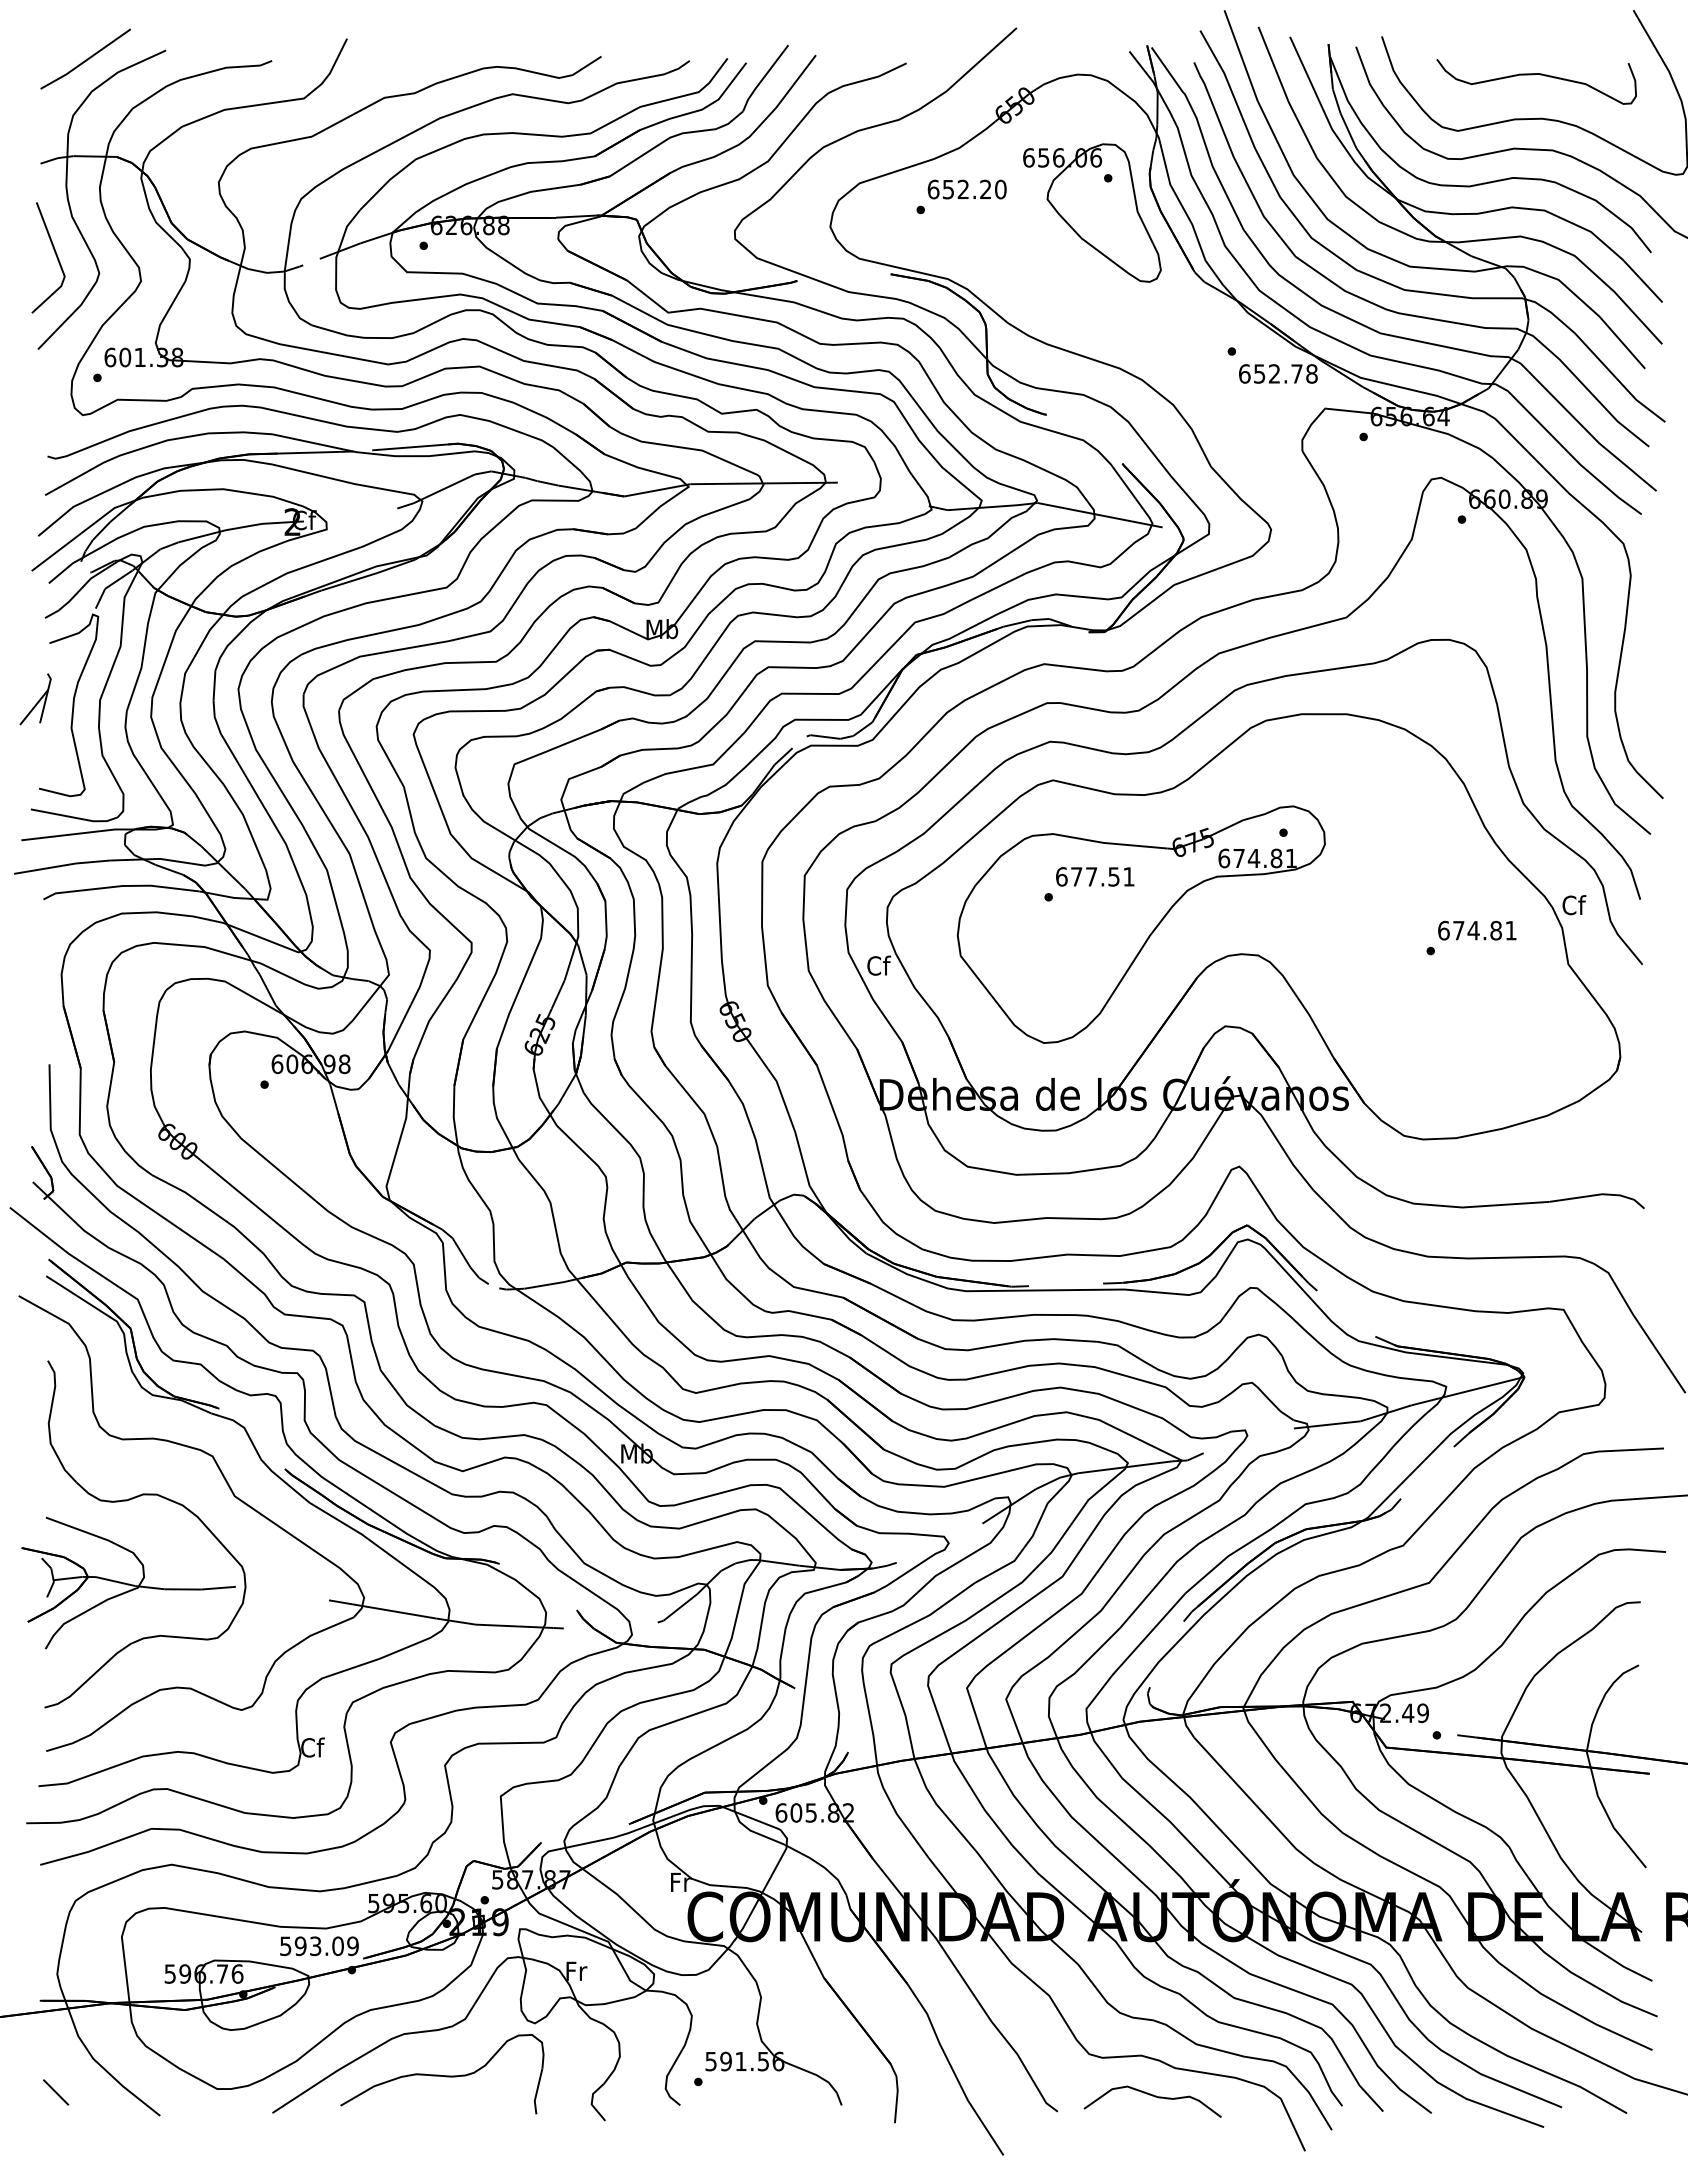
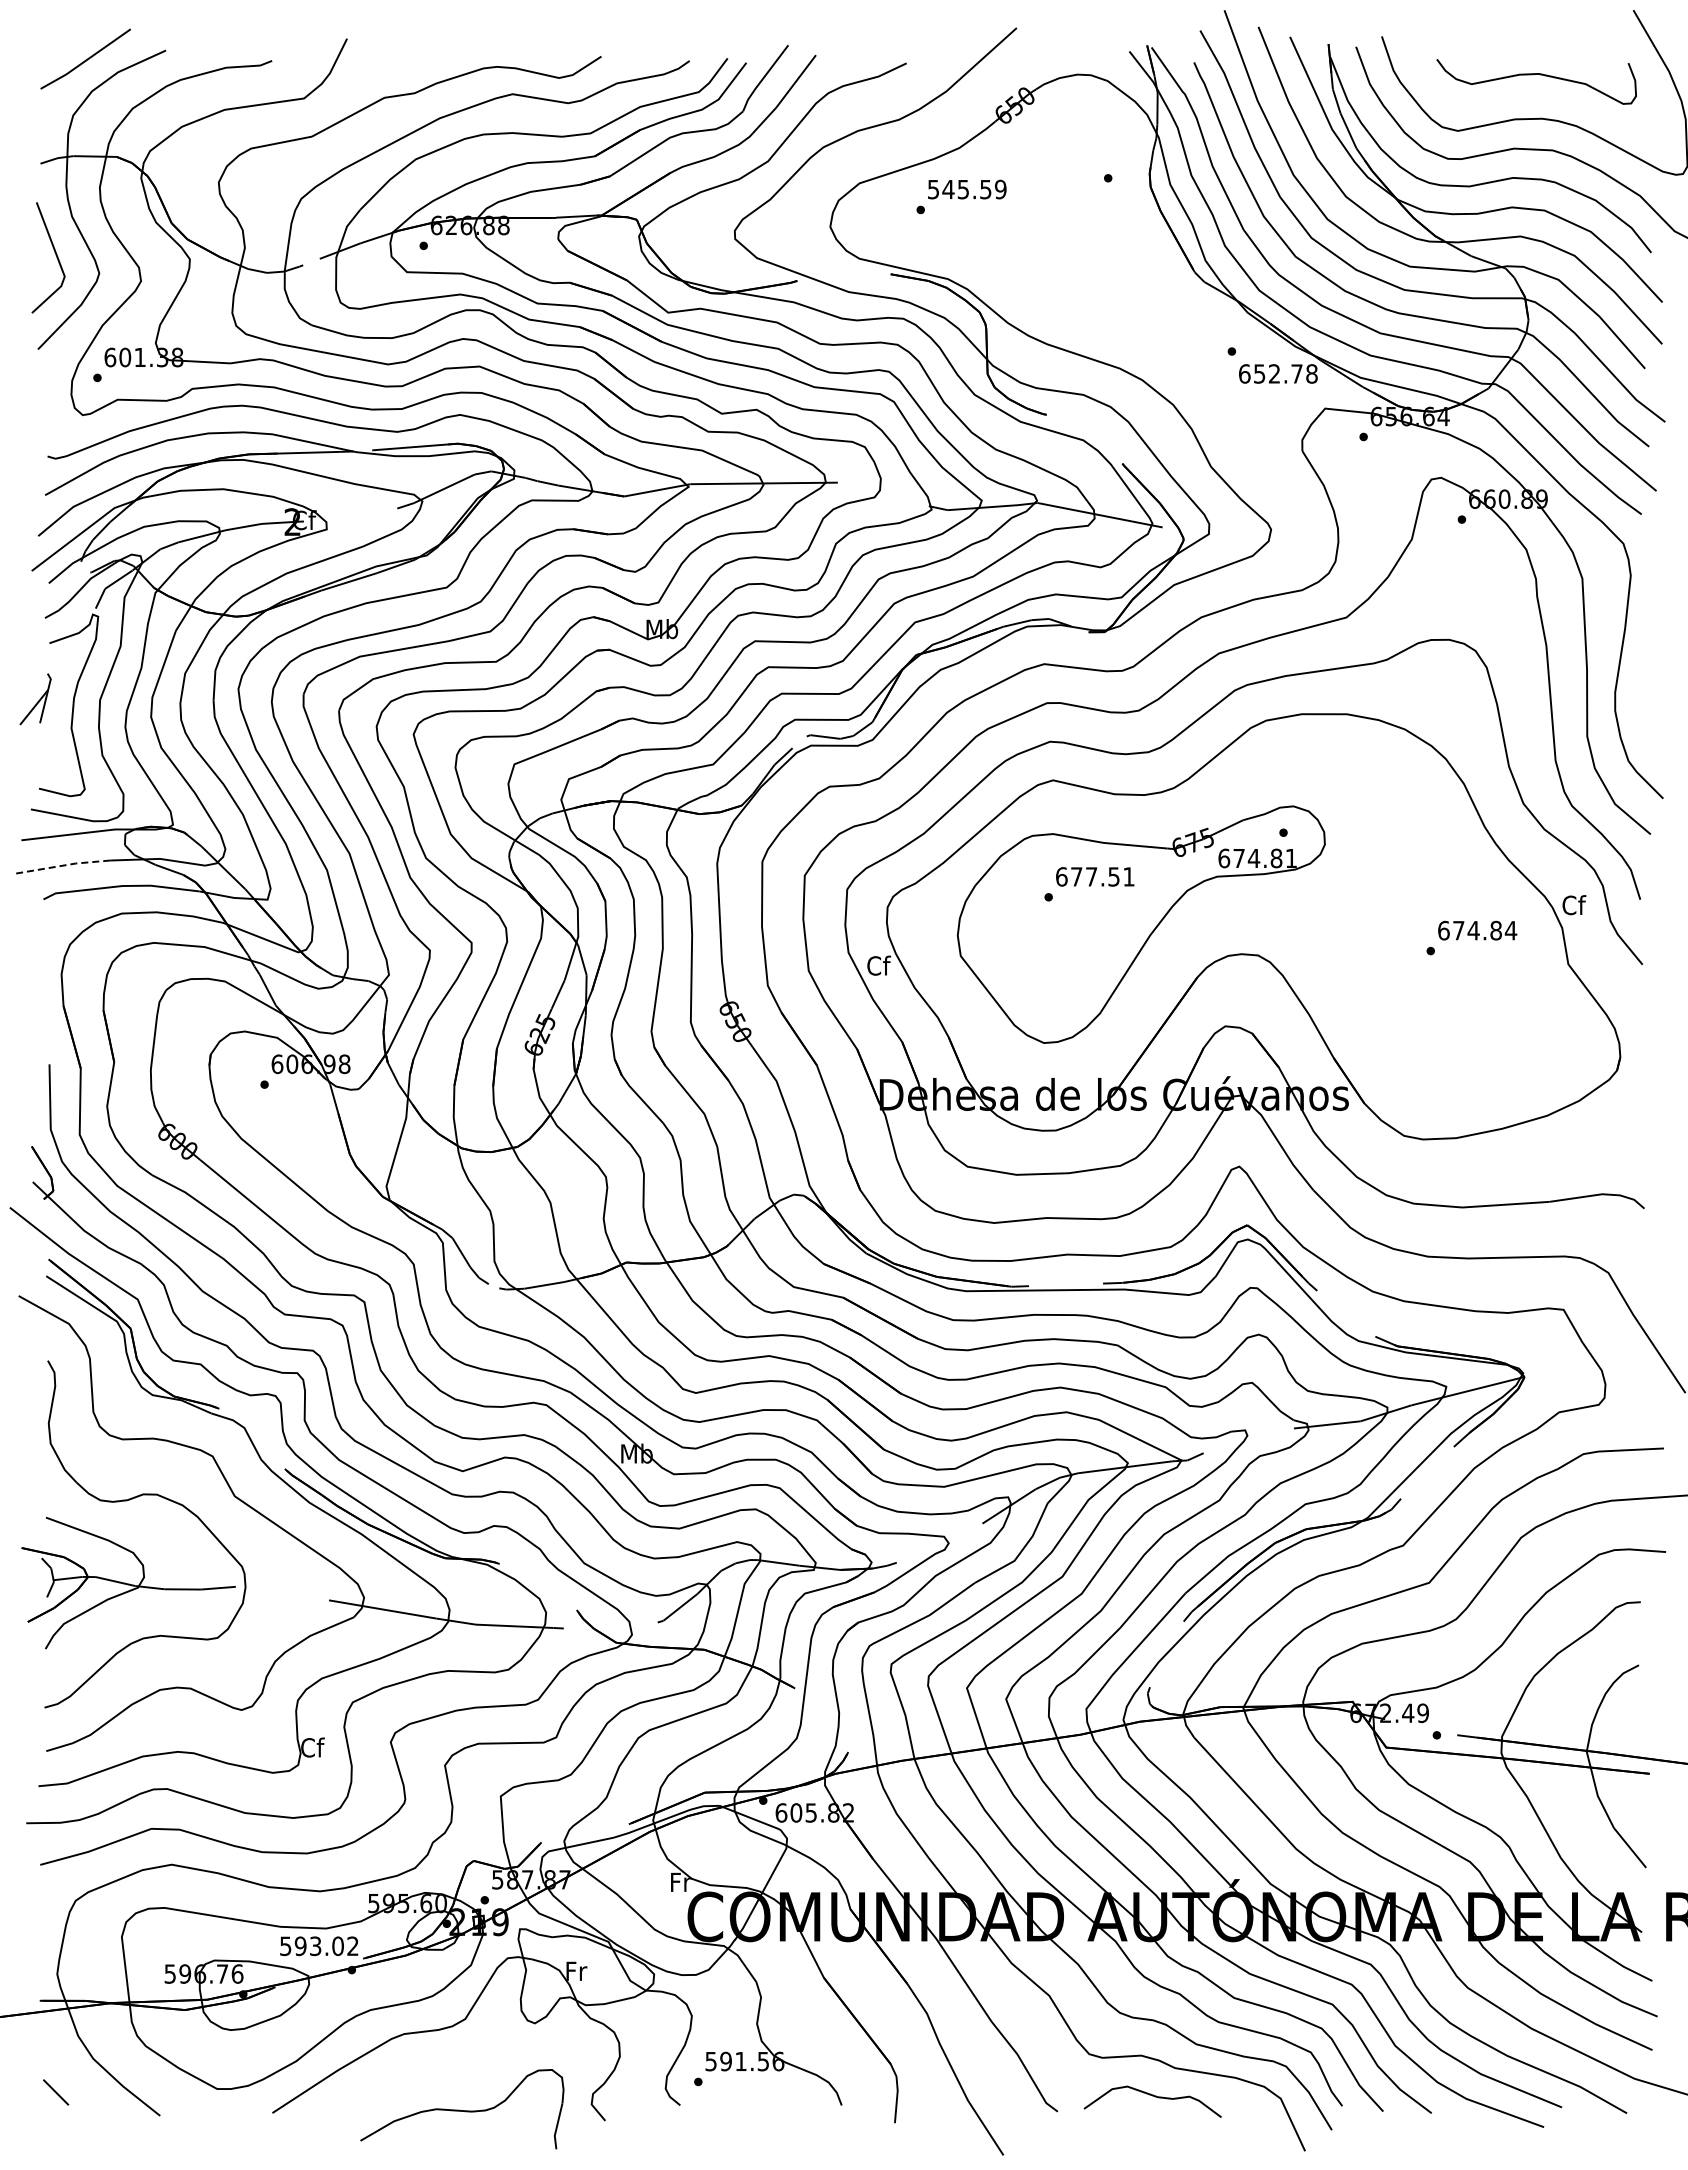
text: 652.20 -> 545.59 (966, 189)
part: present -> none (1092, 212)
line: solid -> dashed (62, 865)
text: 674.81 -> 674.84 (1510, 930)
text: 593.09 -> 593.02 (352, 1946)
part position: (442, 2074) -> (462, 2109) (462, 2109)
